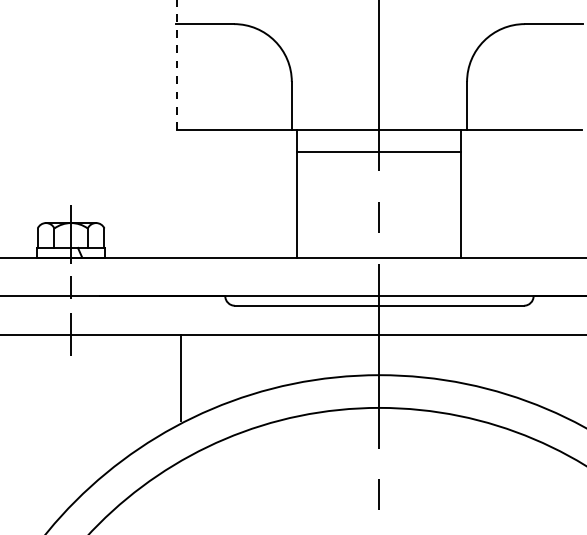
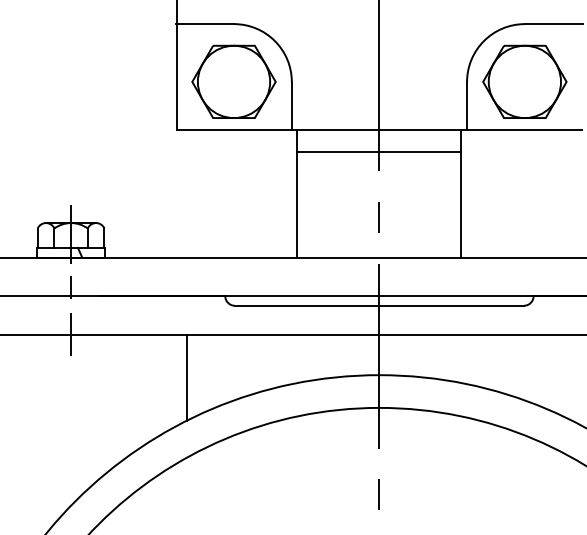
line: dashed -> solid (177, 65)
part: none -> present (233, 81)
part: none -> present (524, 81)
line position: (180, 377) -> (186, 377) (186, 377)
